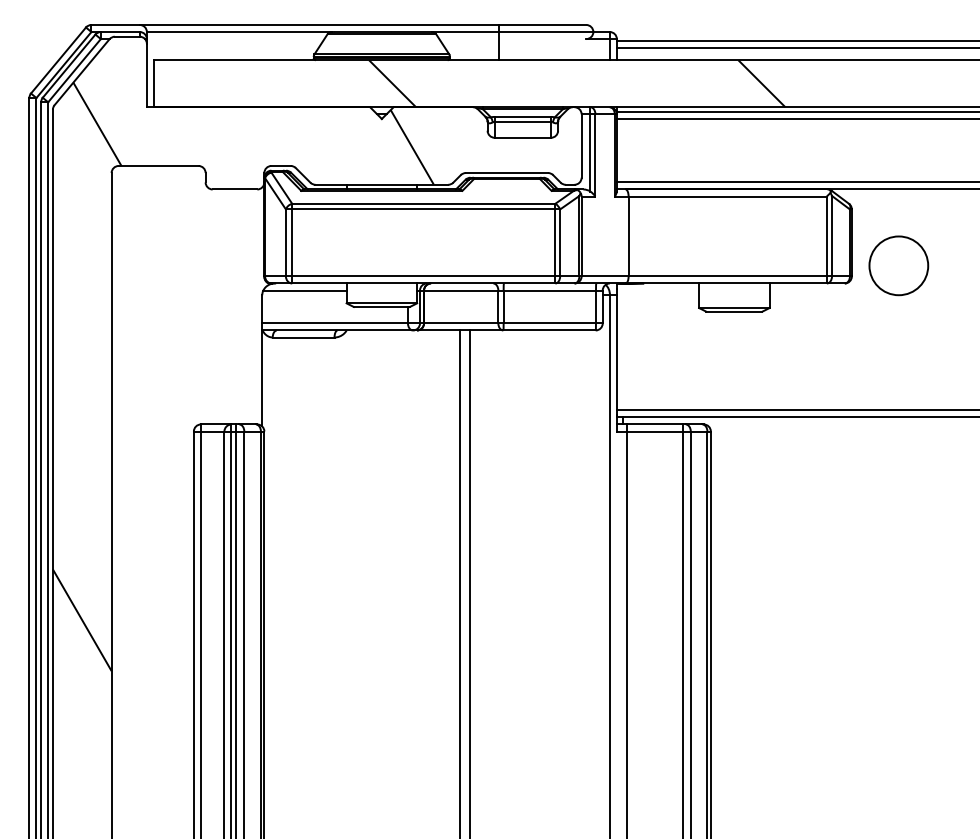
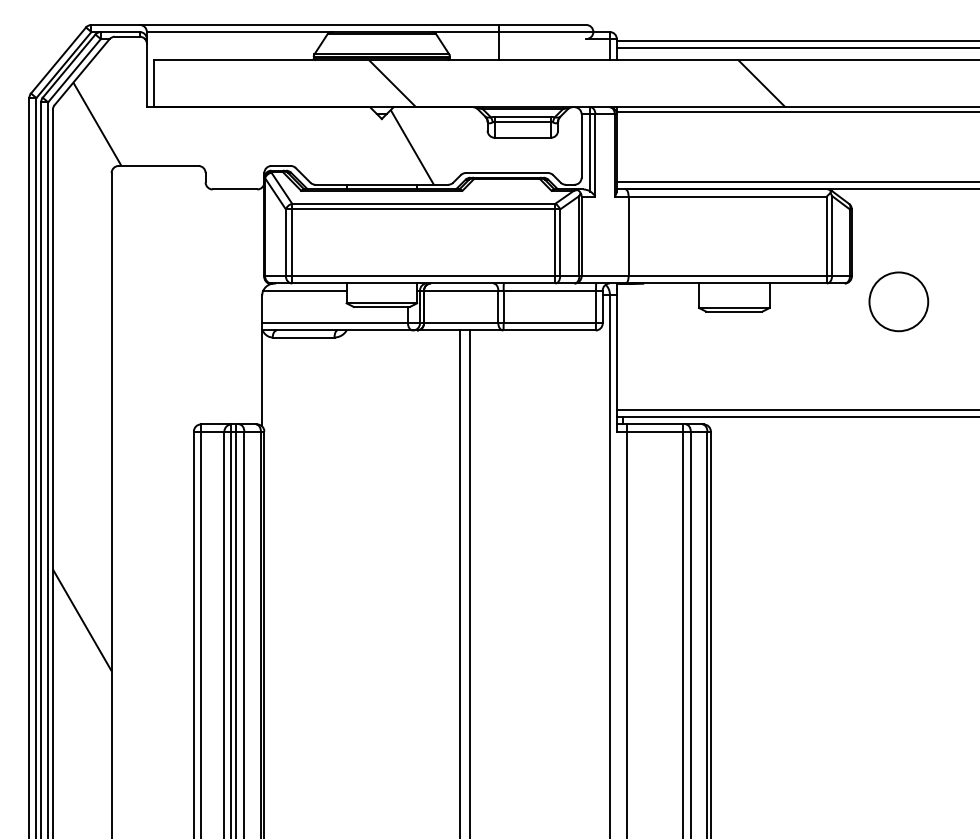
line: present -> none (796, 118)
circle position: (898, 265) -> (898, 301) (898, 301)
